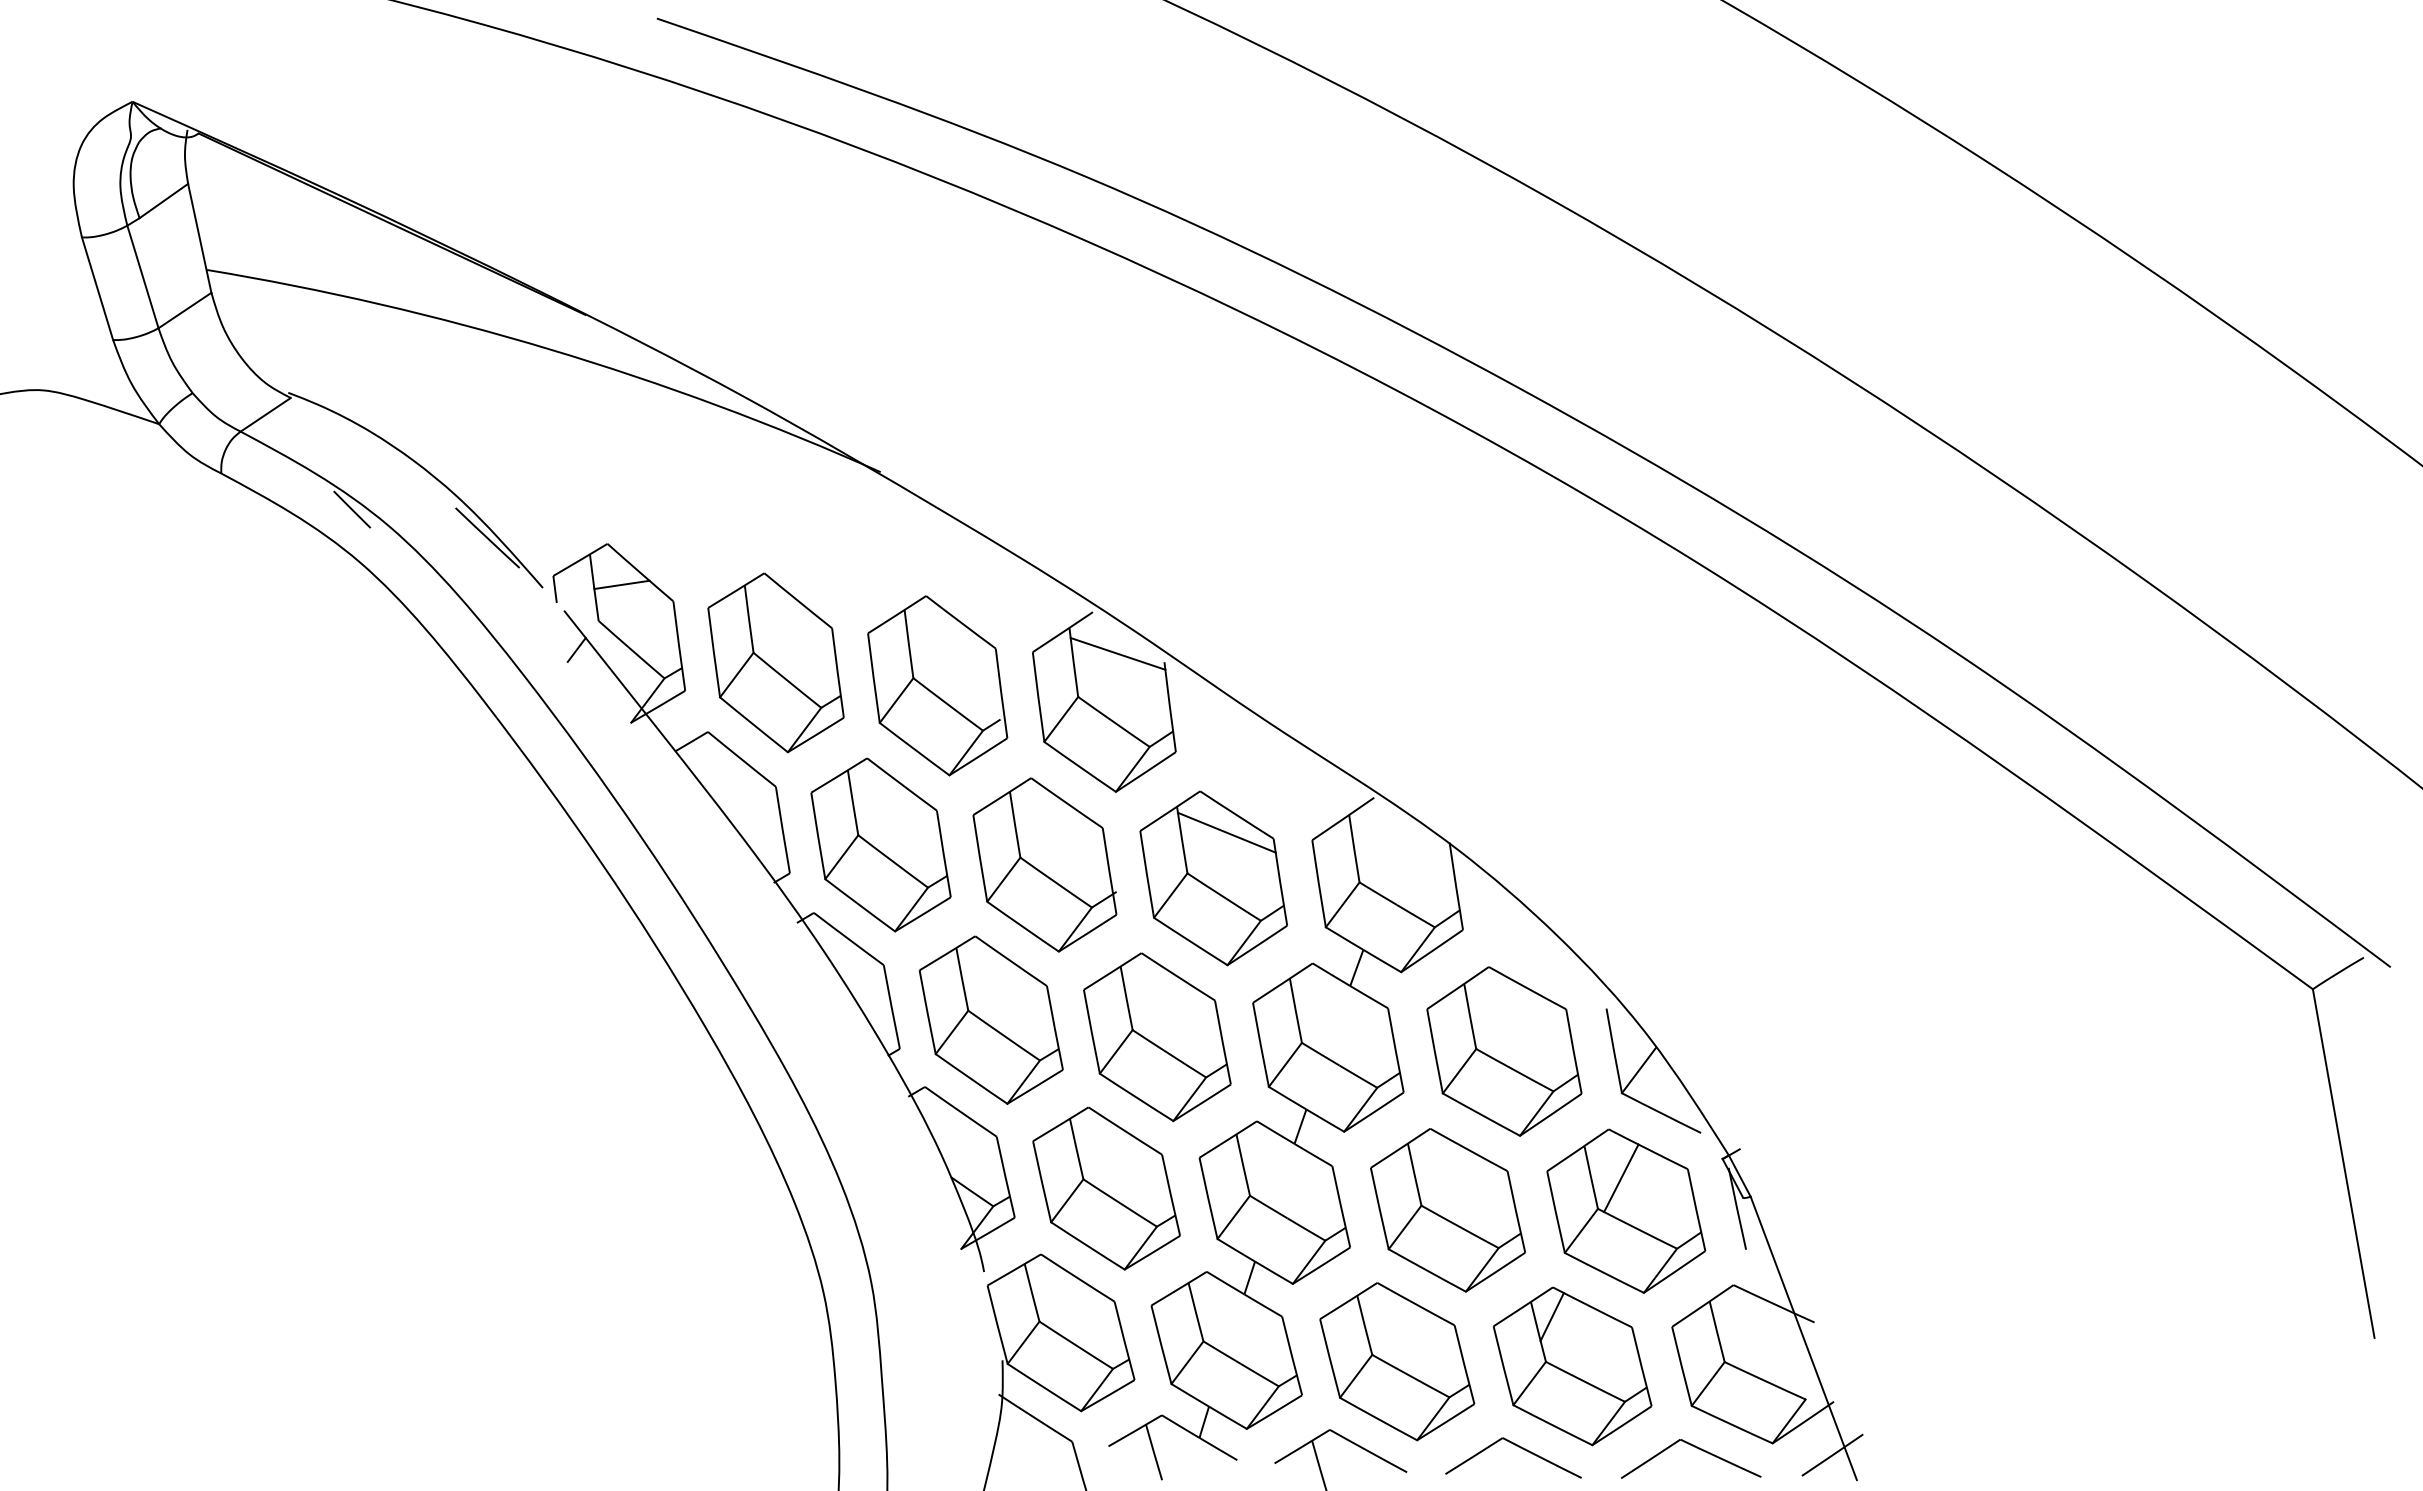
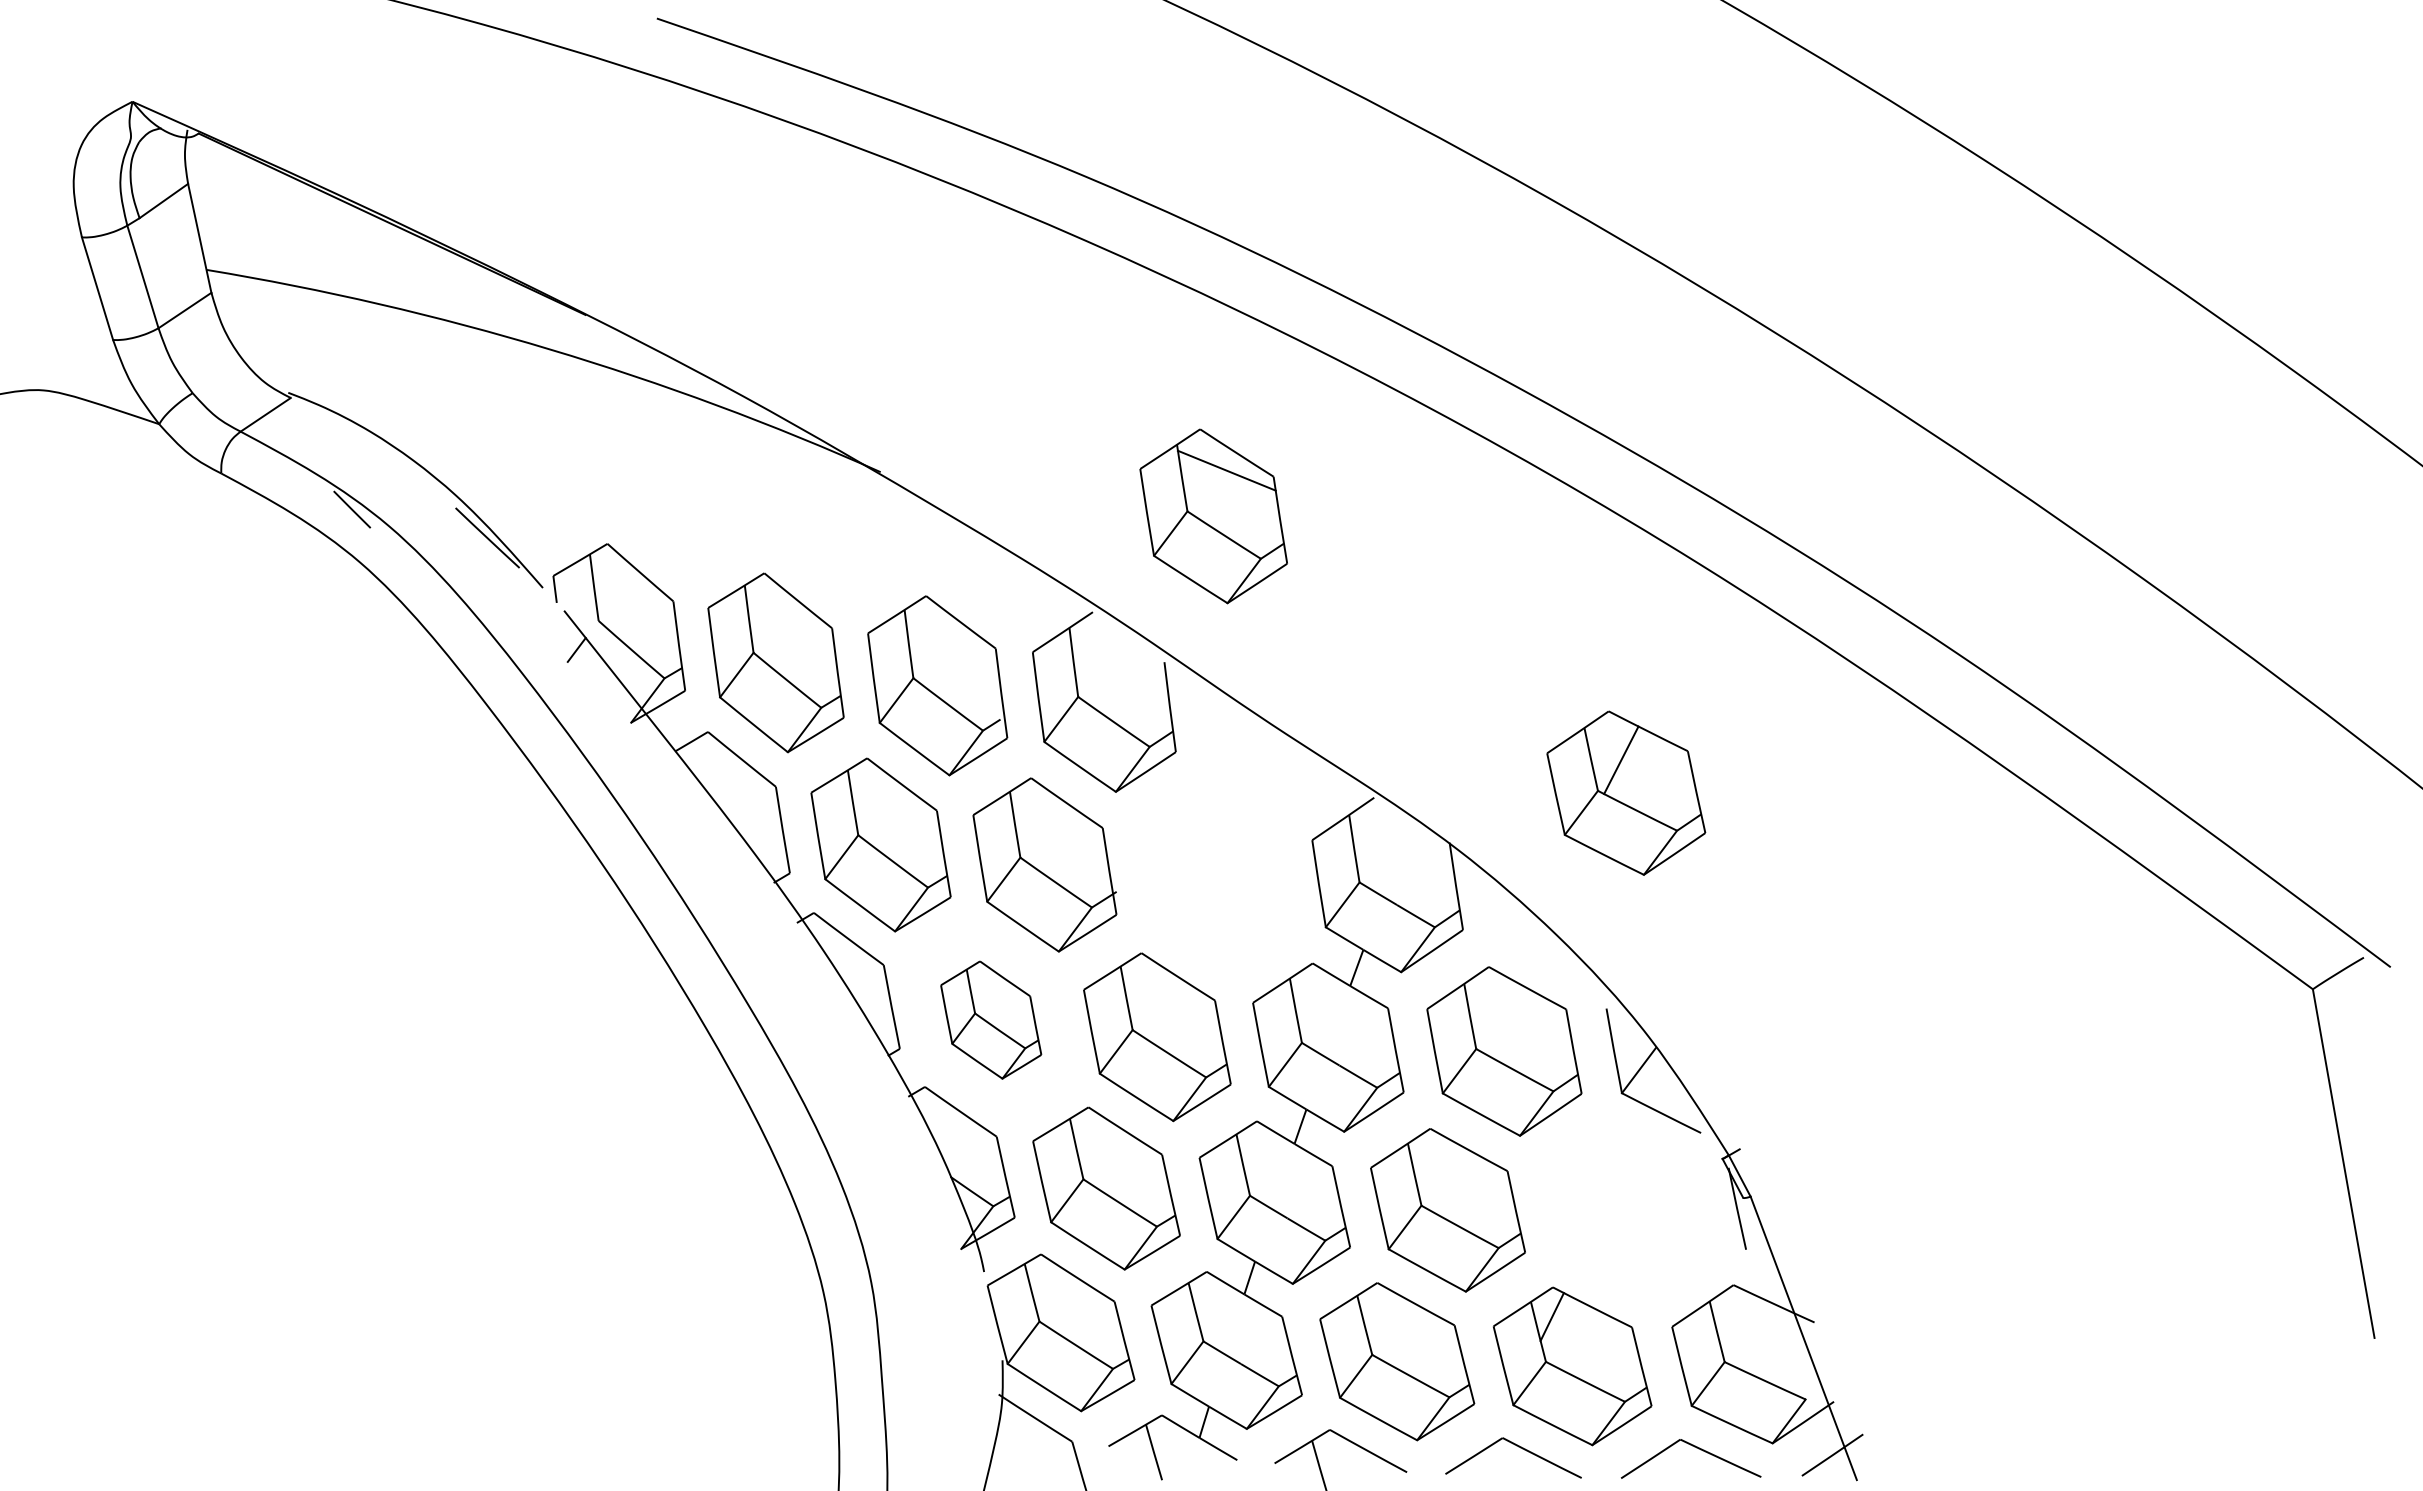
line: present -> none (621, 584)
line: present -> none (1117, 653)
part position: (1213, 878) -> (1213, 516) (1213, 516)
part size: 146x170 px -> 103x120 px (991, 1019)
part position: (1626, 1210) -> (1626, 792) (1626, 792)
